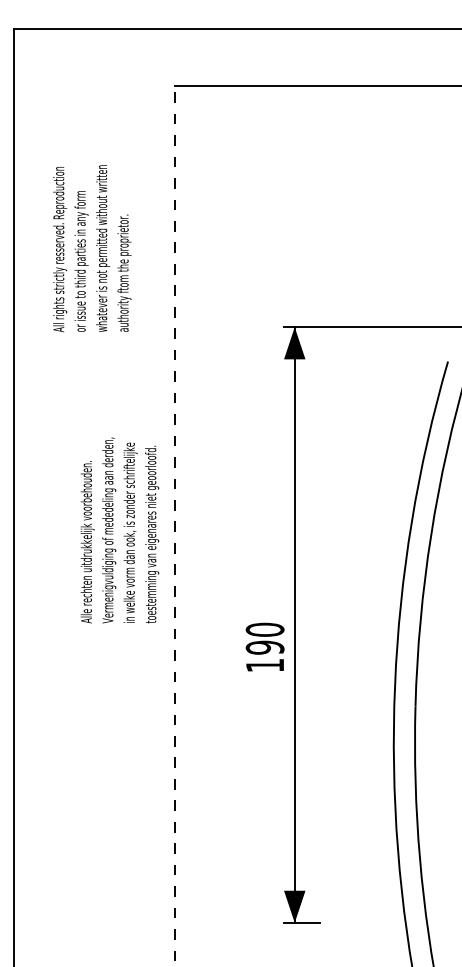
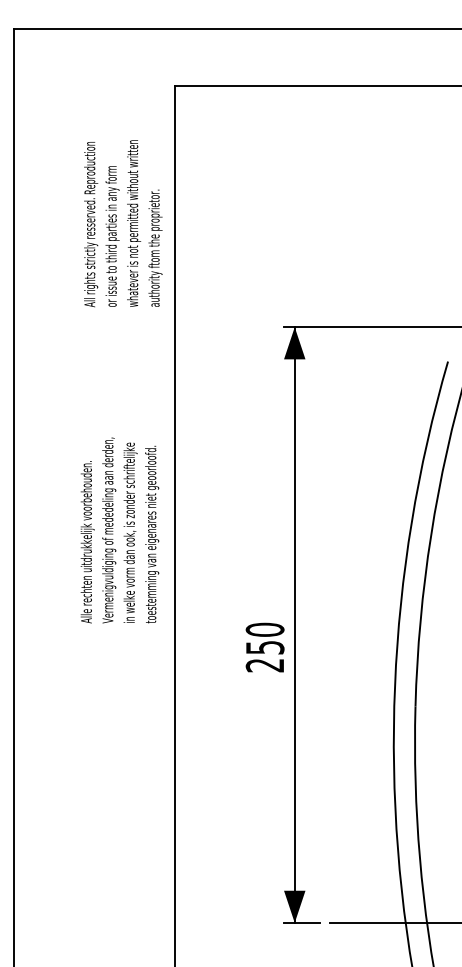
text position: (92, 248) -> (123, 223) (123, 223)
line: dashed -> solid (174, 525)
text: 190 -> 250 (264, 656)
line: none -> present (394, 922)
